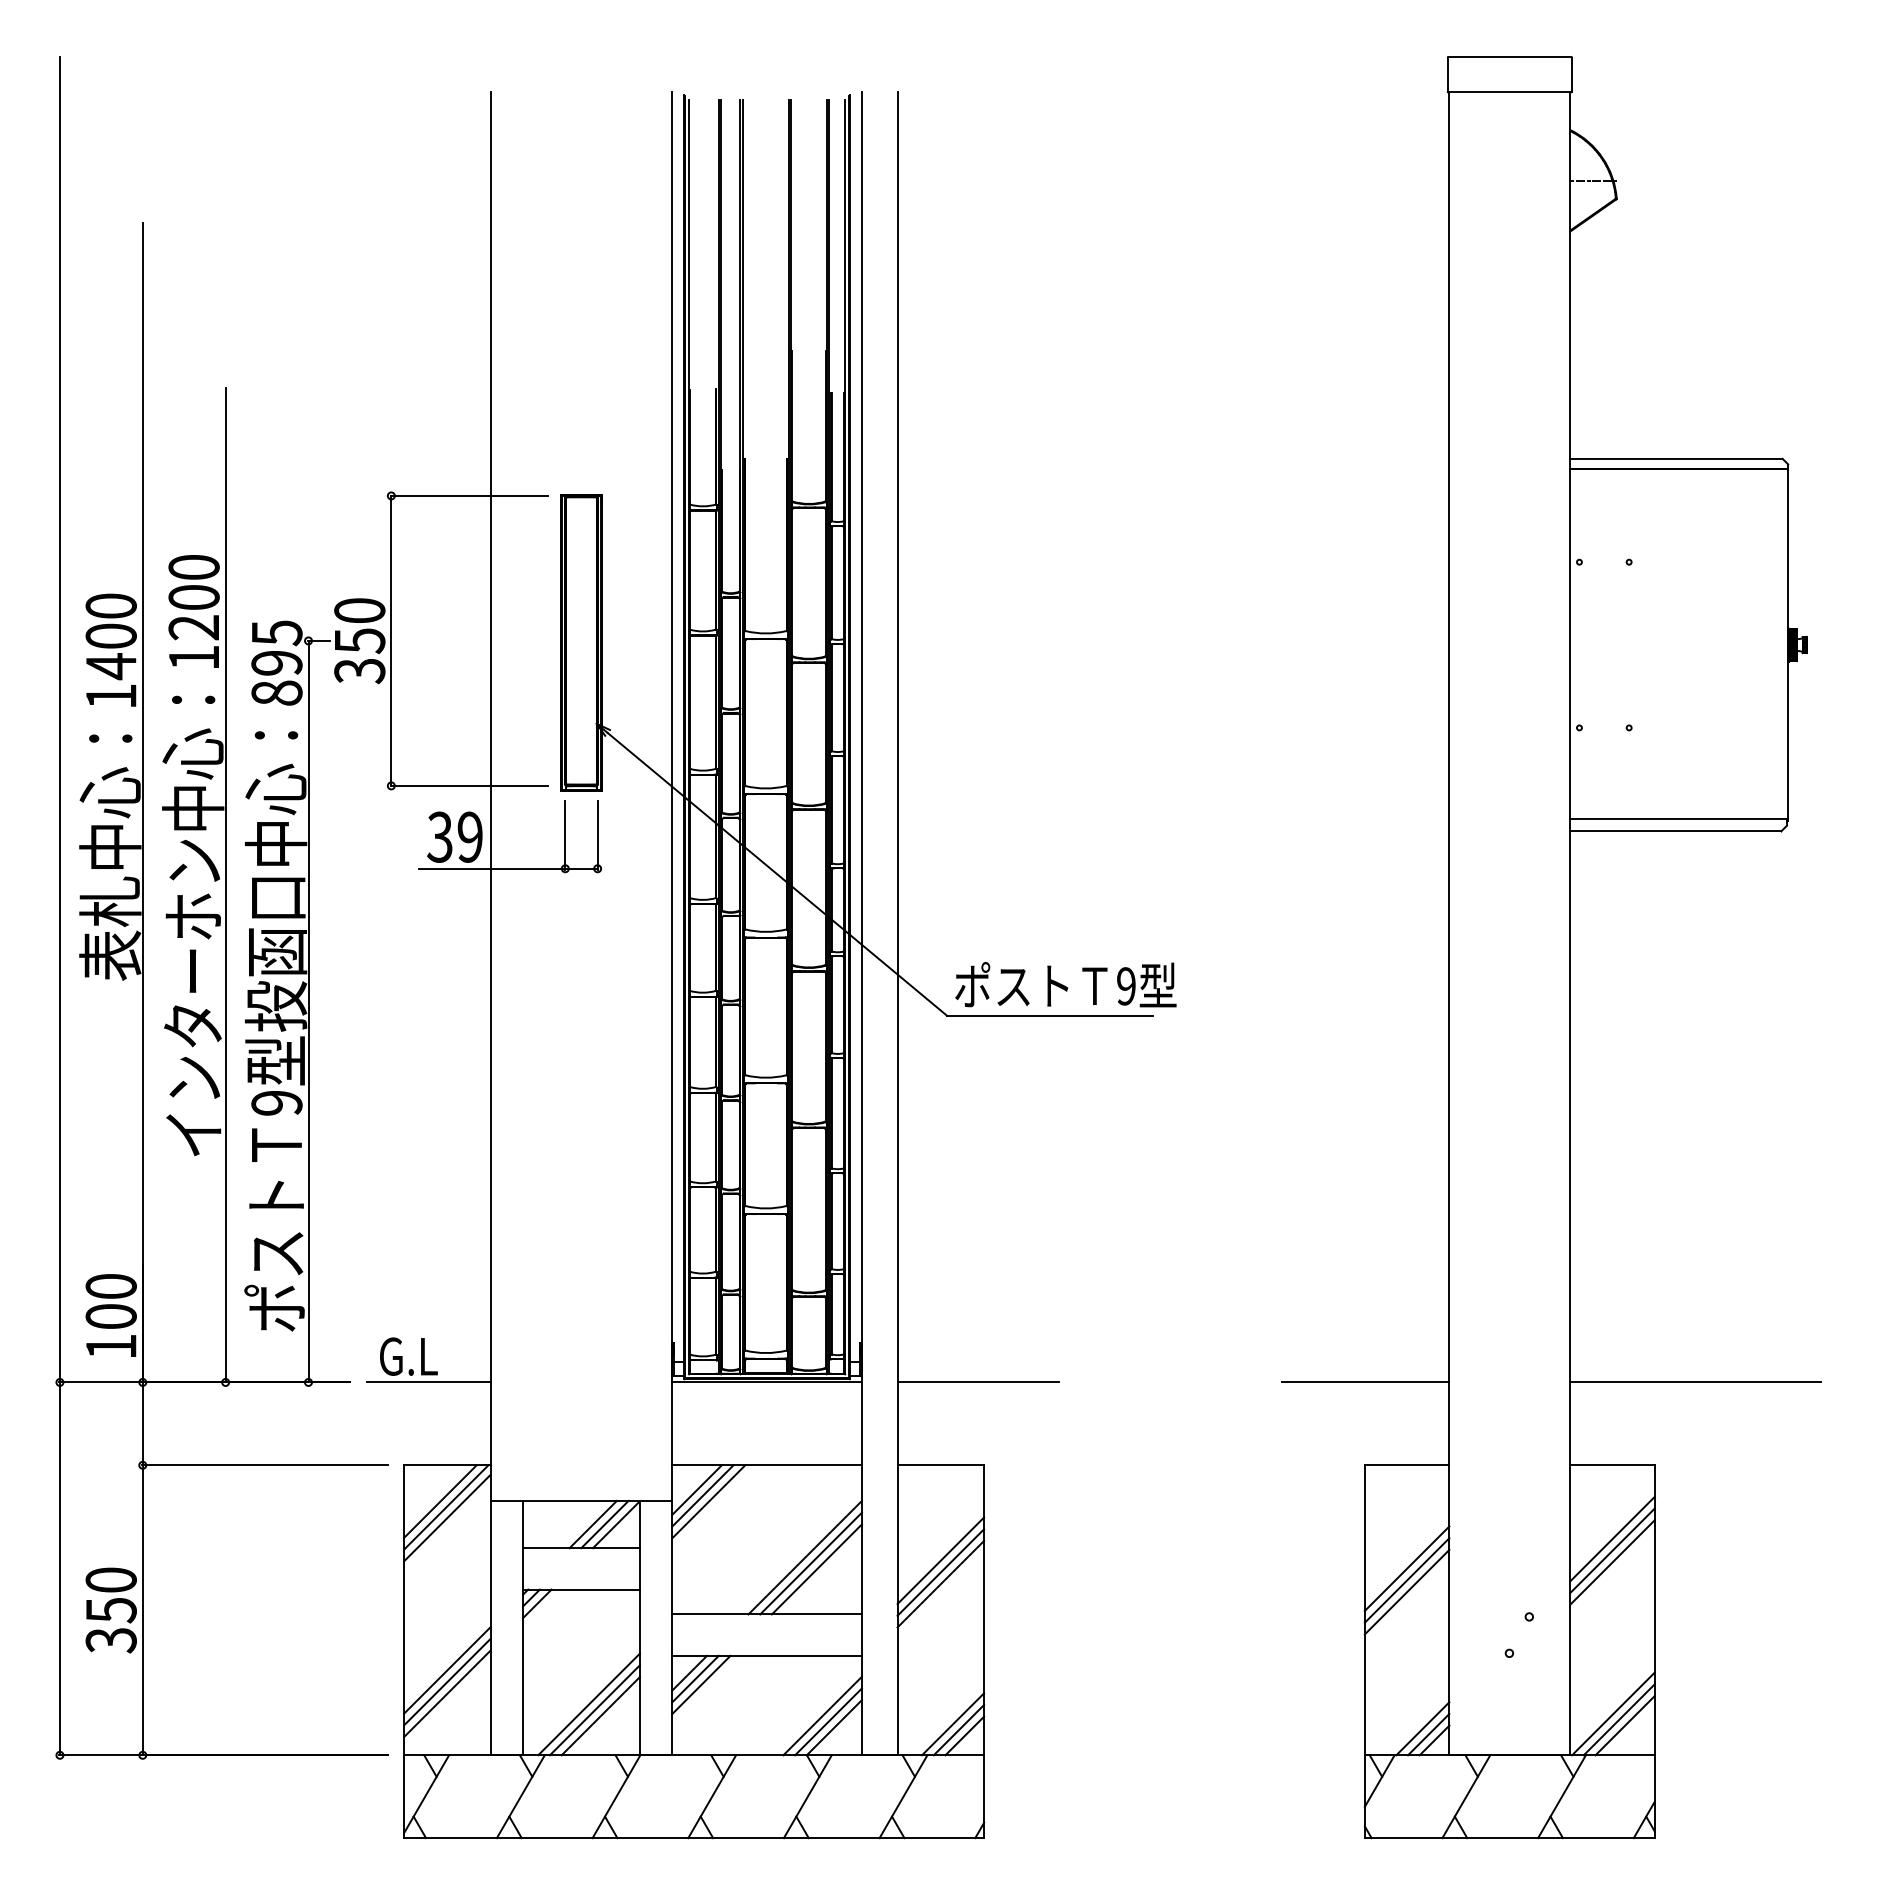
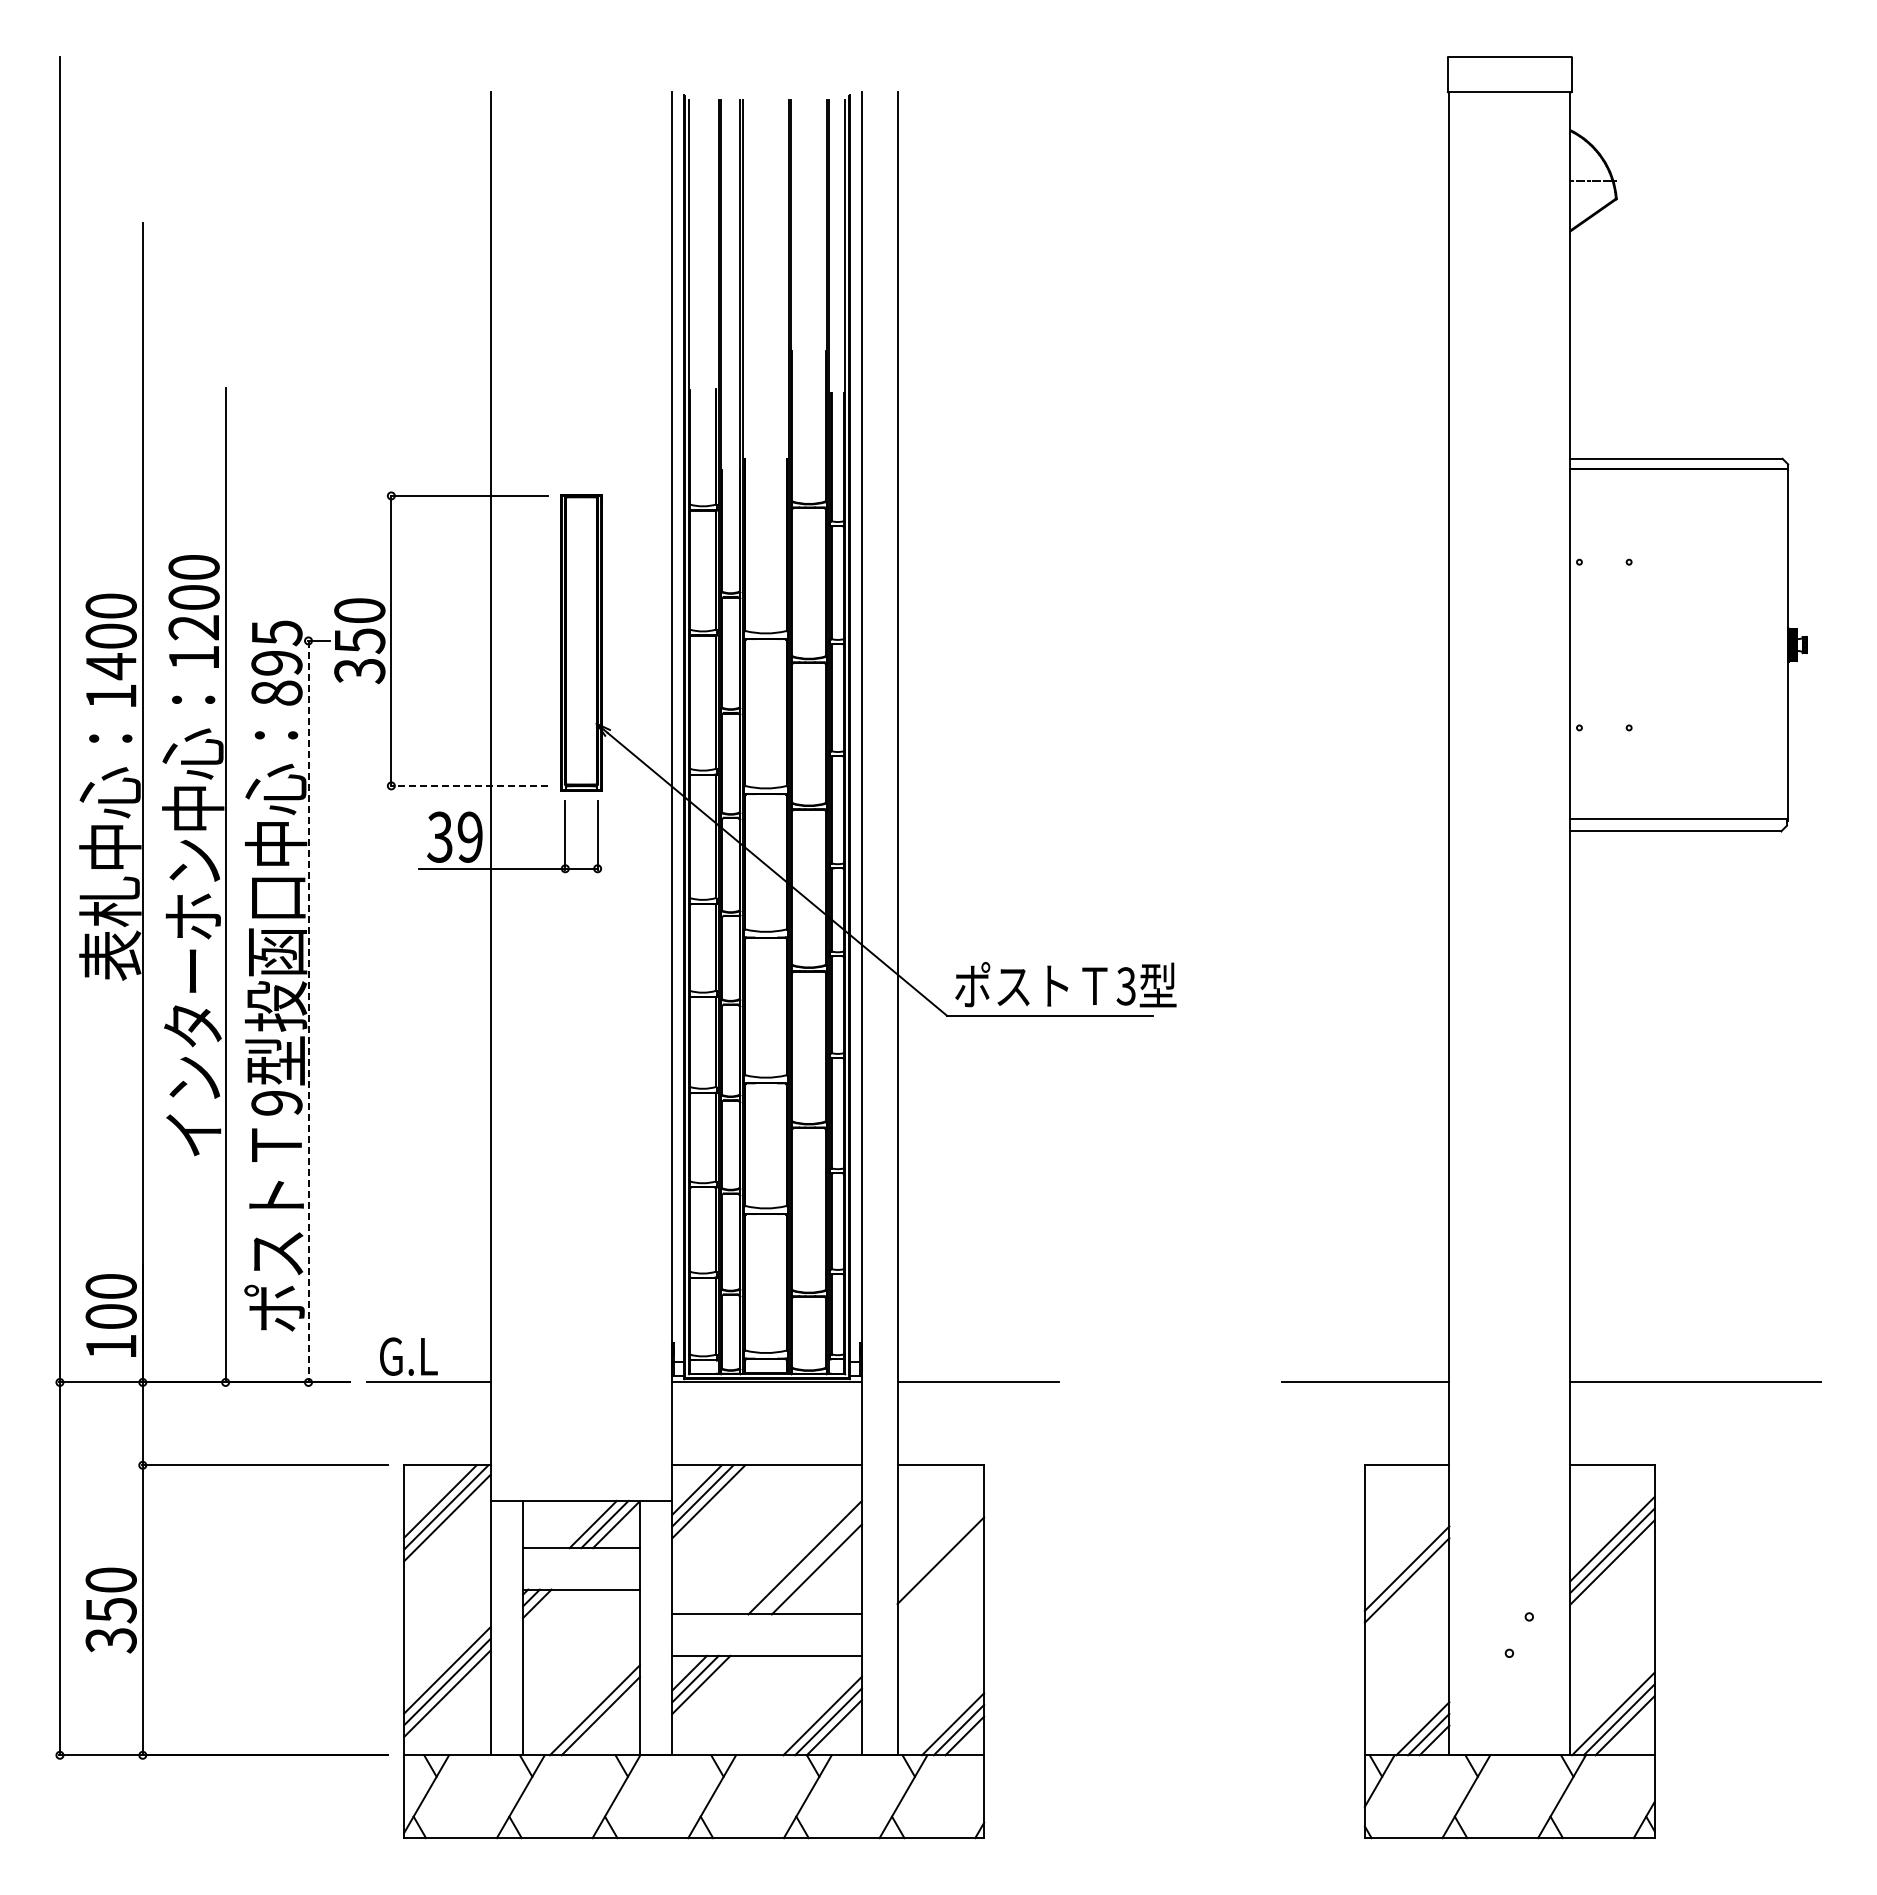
line: solid -> dashed (469, 785)
text: 9 -> 3 (1125, 986)
line: solid -> dashed (308, 1011)
line: present -> none (810, 1563)
line: present -> none (940, 1572)
line: present -> none (940, 1583)
line: present -> none (1406, 1591)
line: present -> none (588, 1704)
